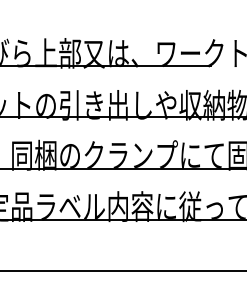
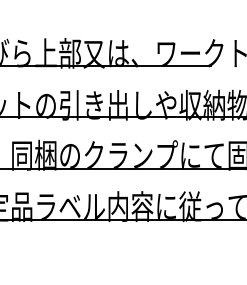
line: present -> none (122, 271)
